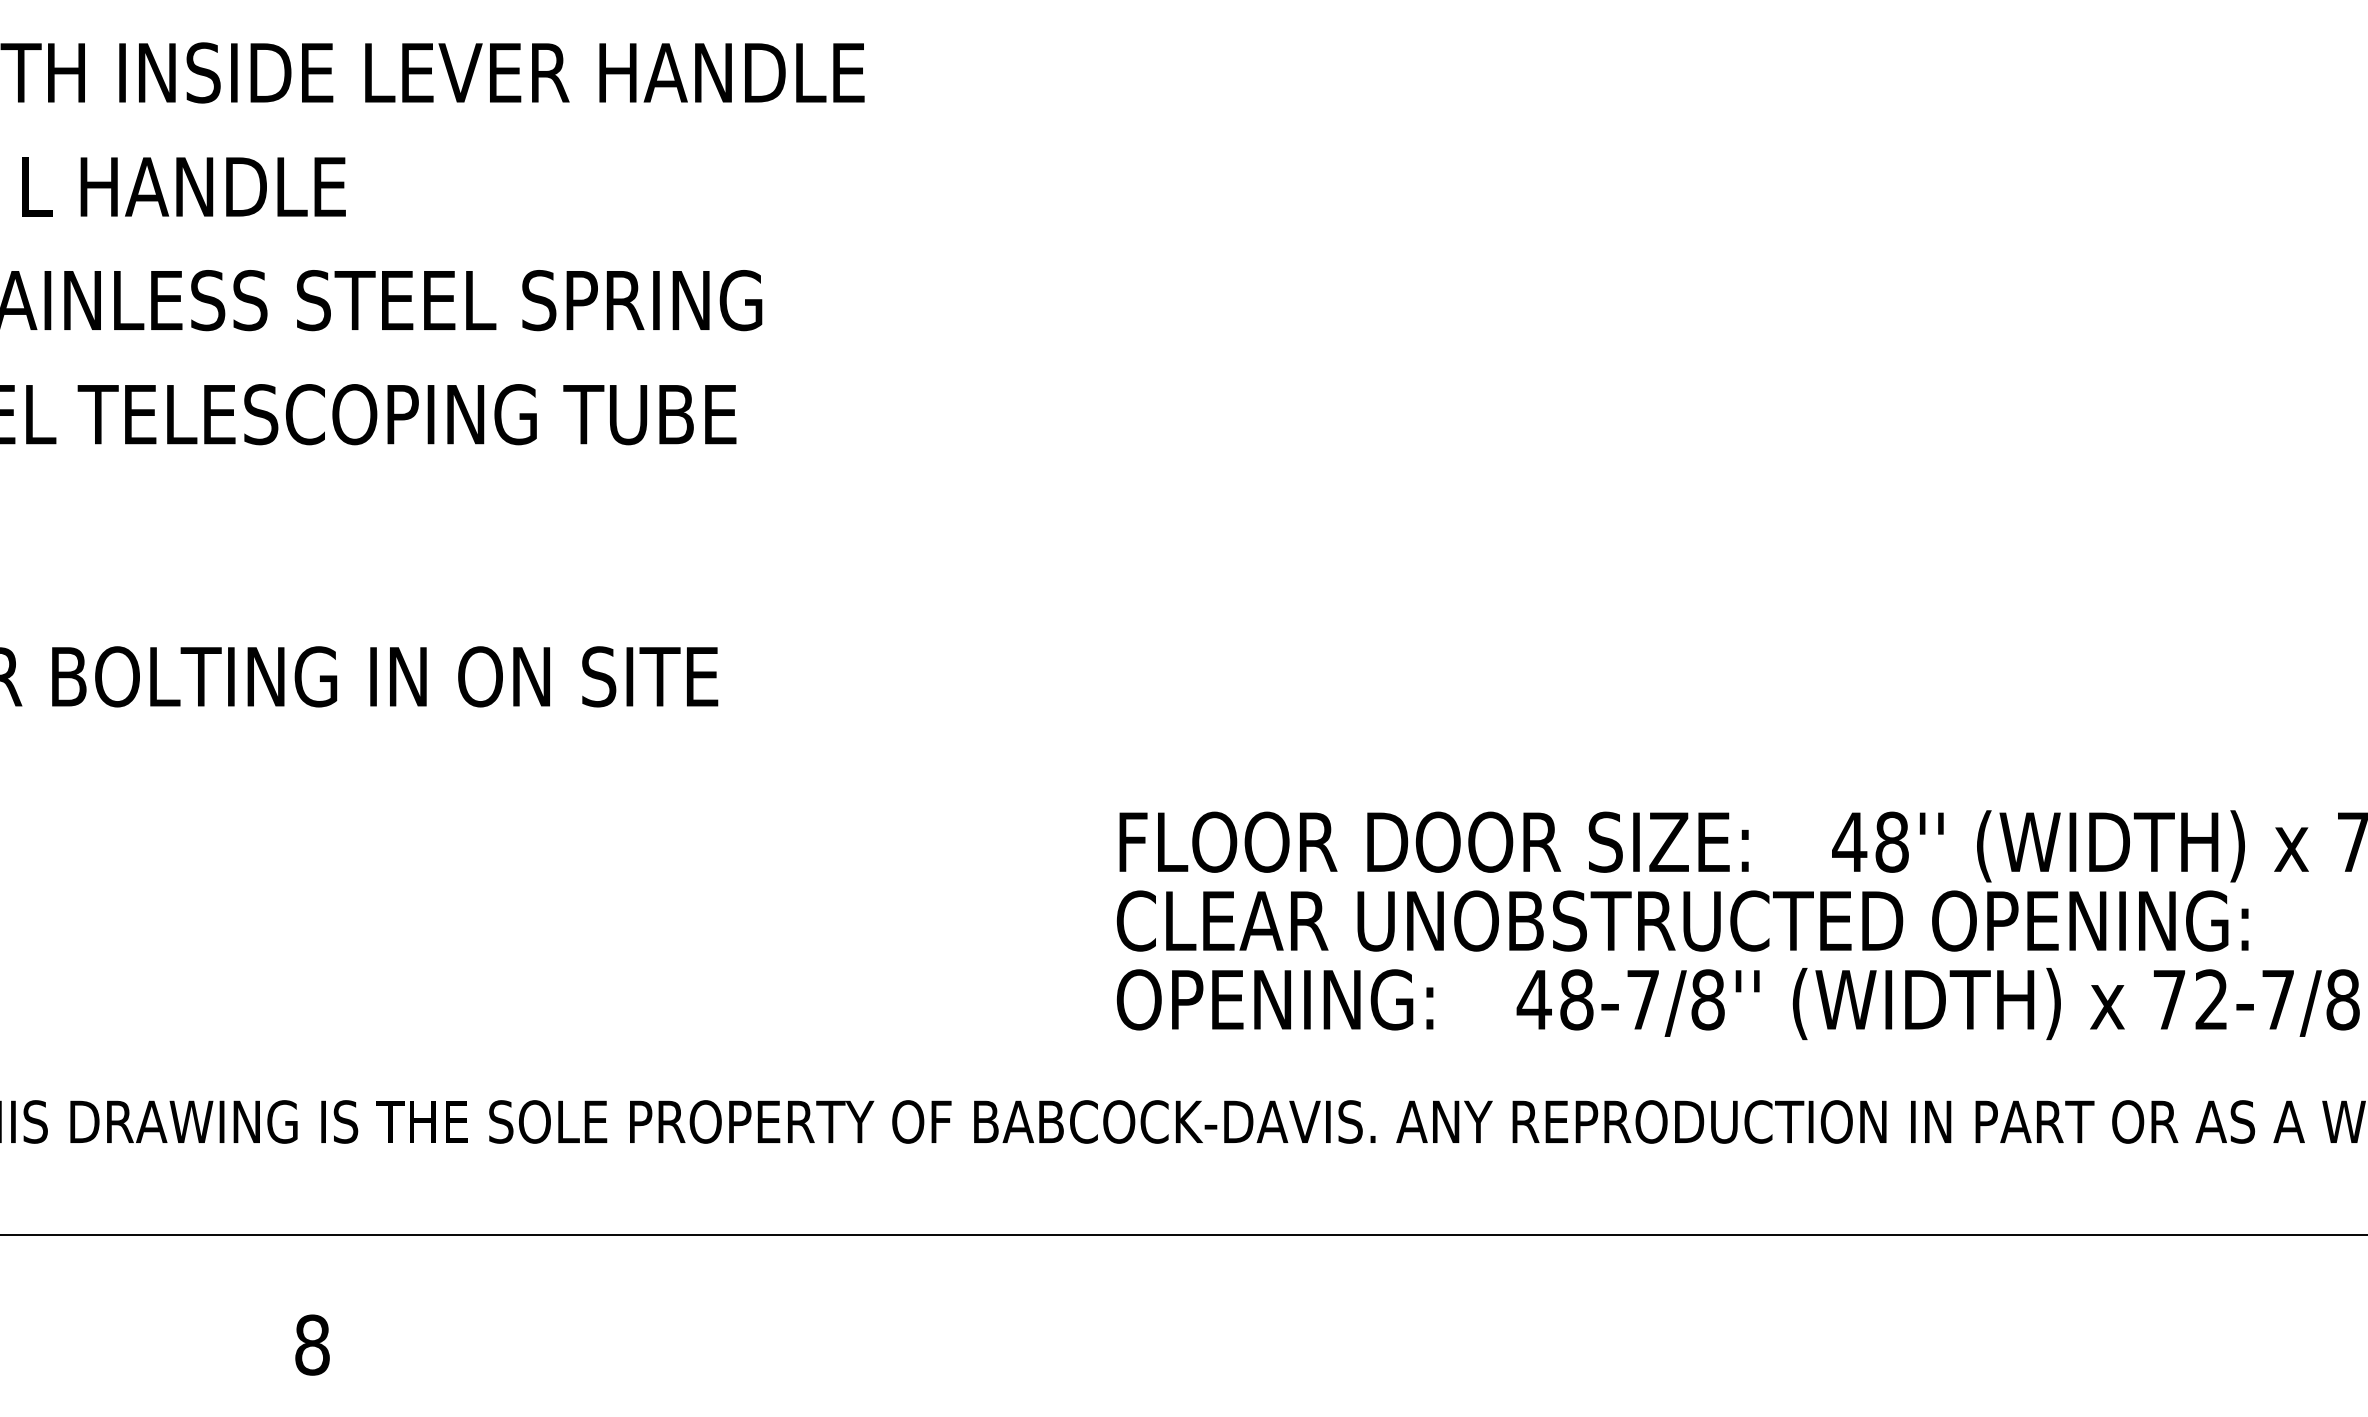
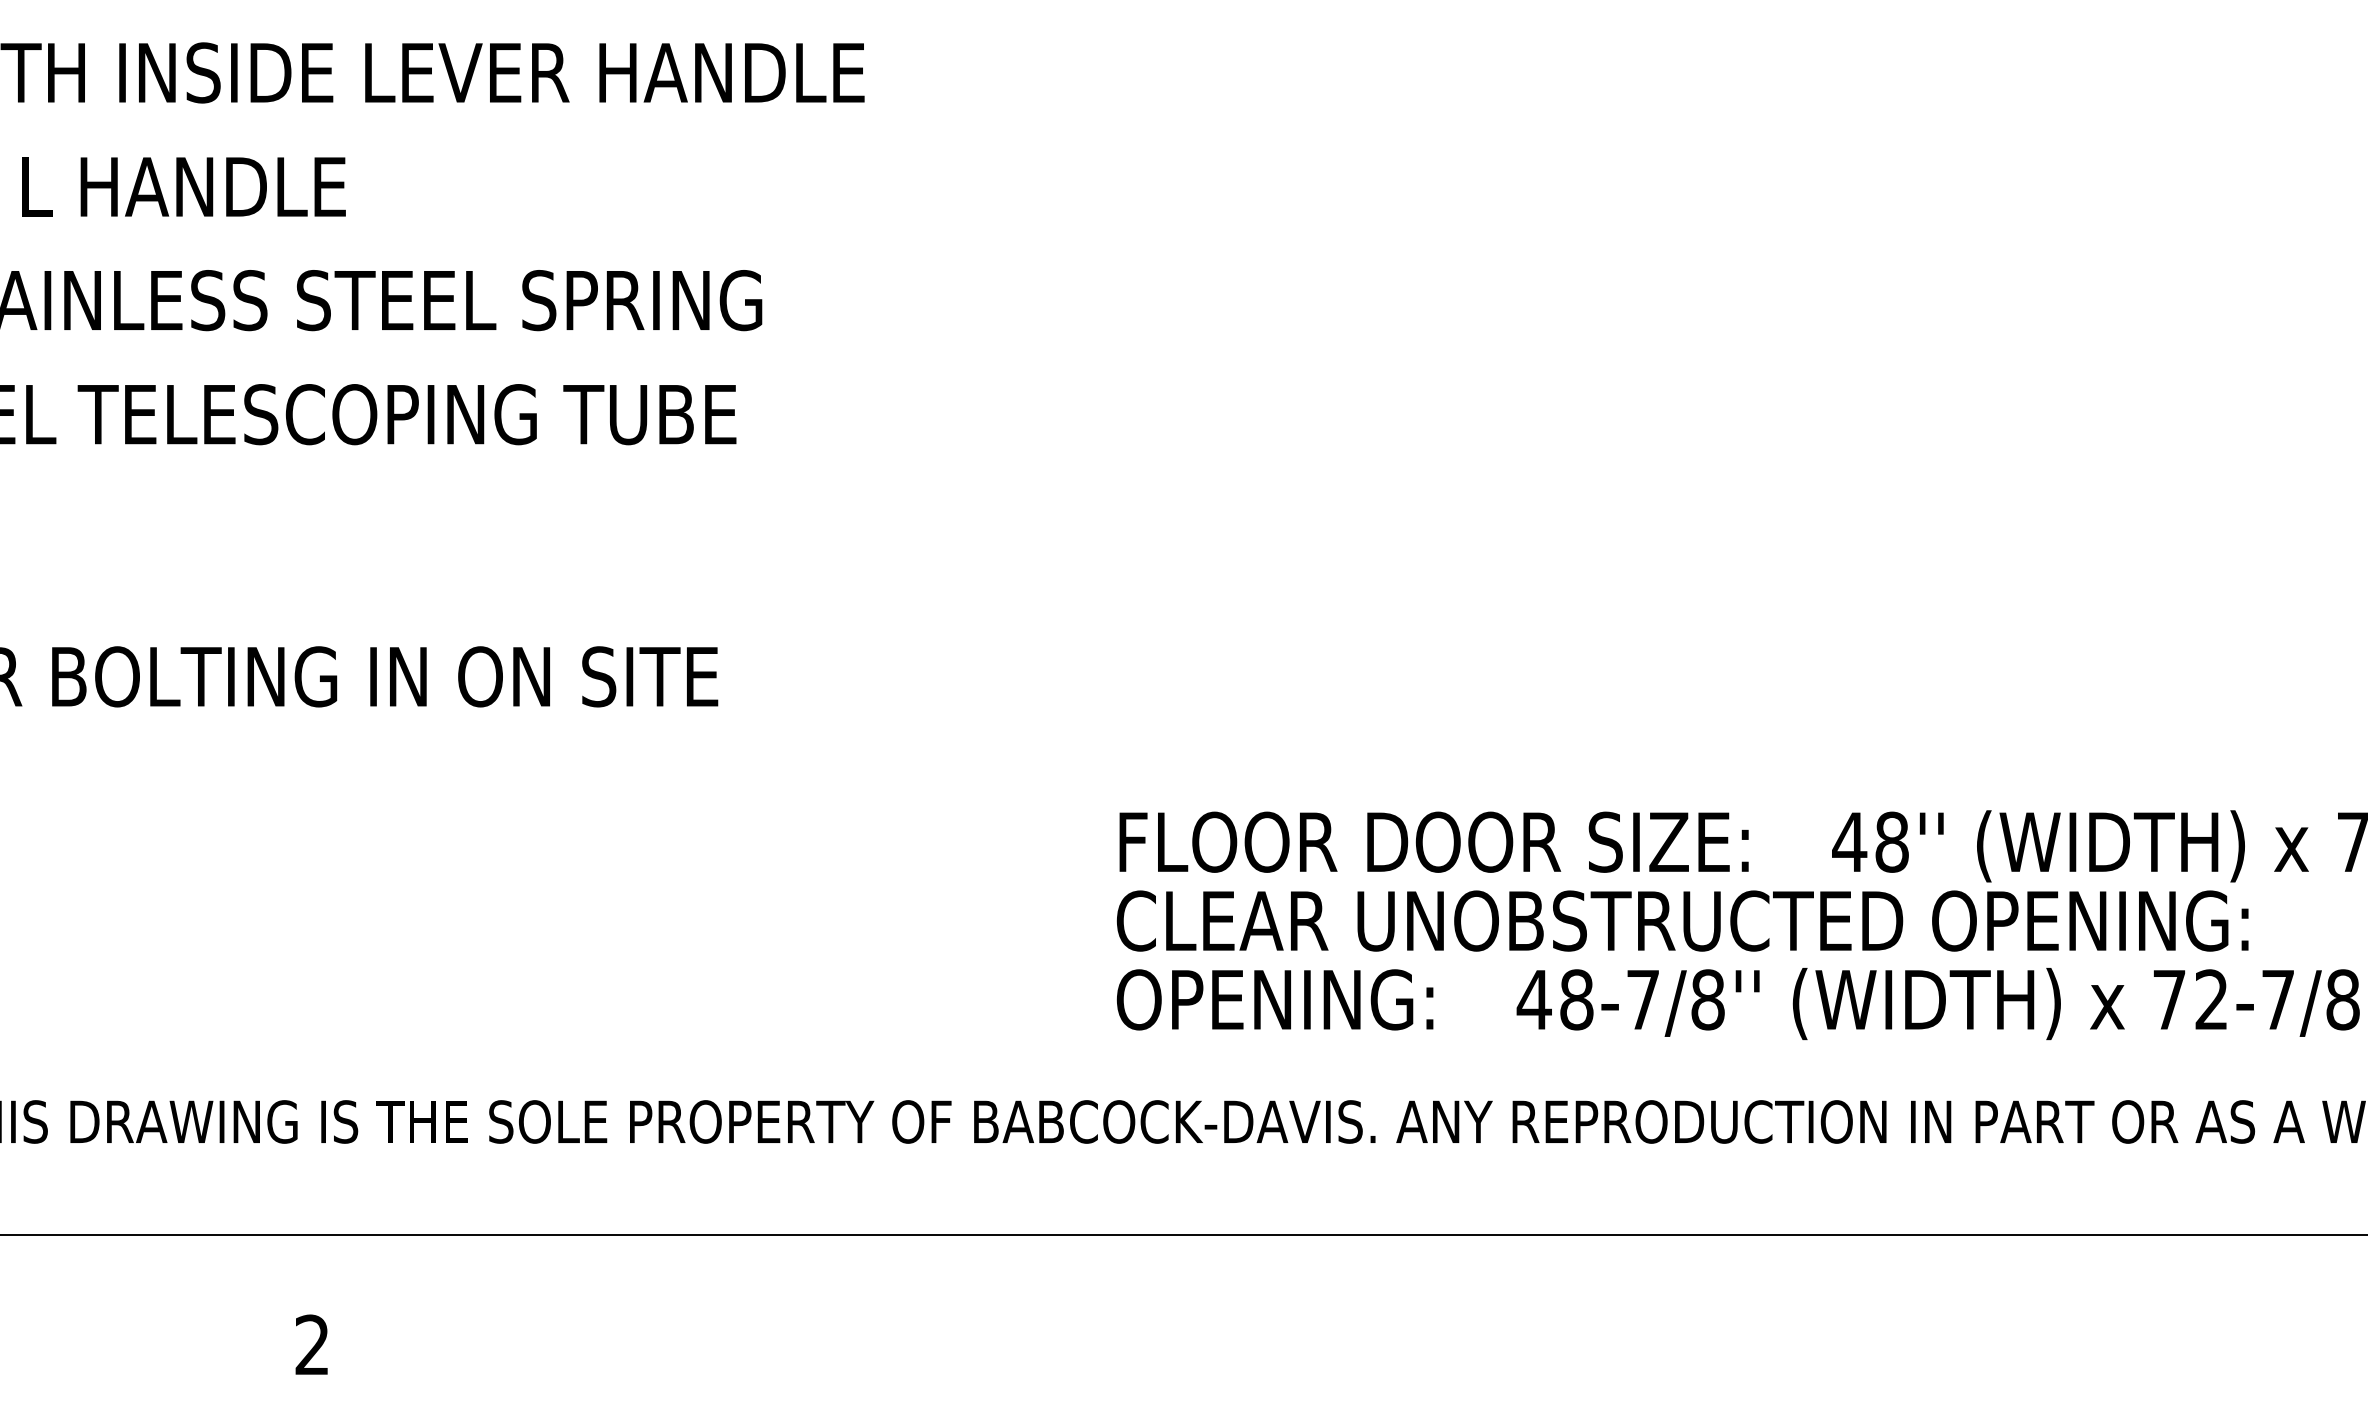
text: 8 -> 2 (312, 1344)
